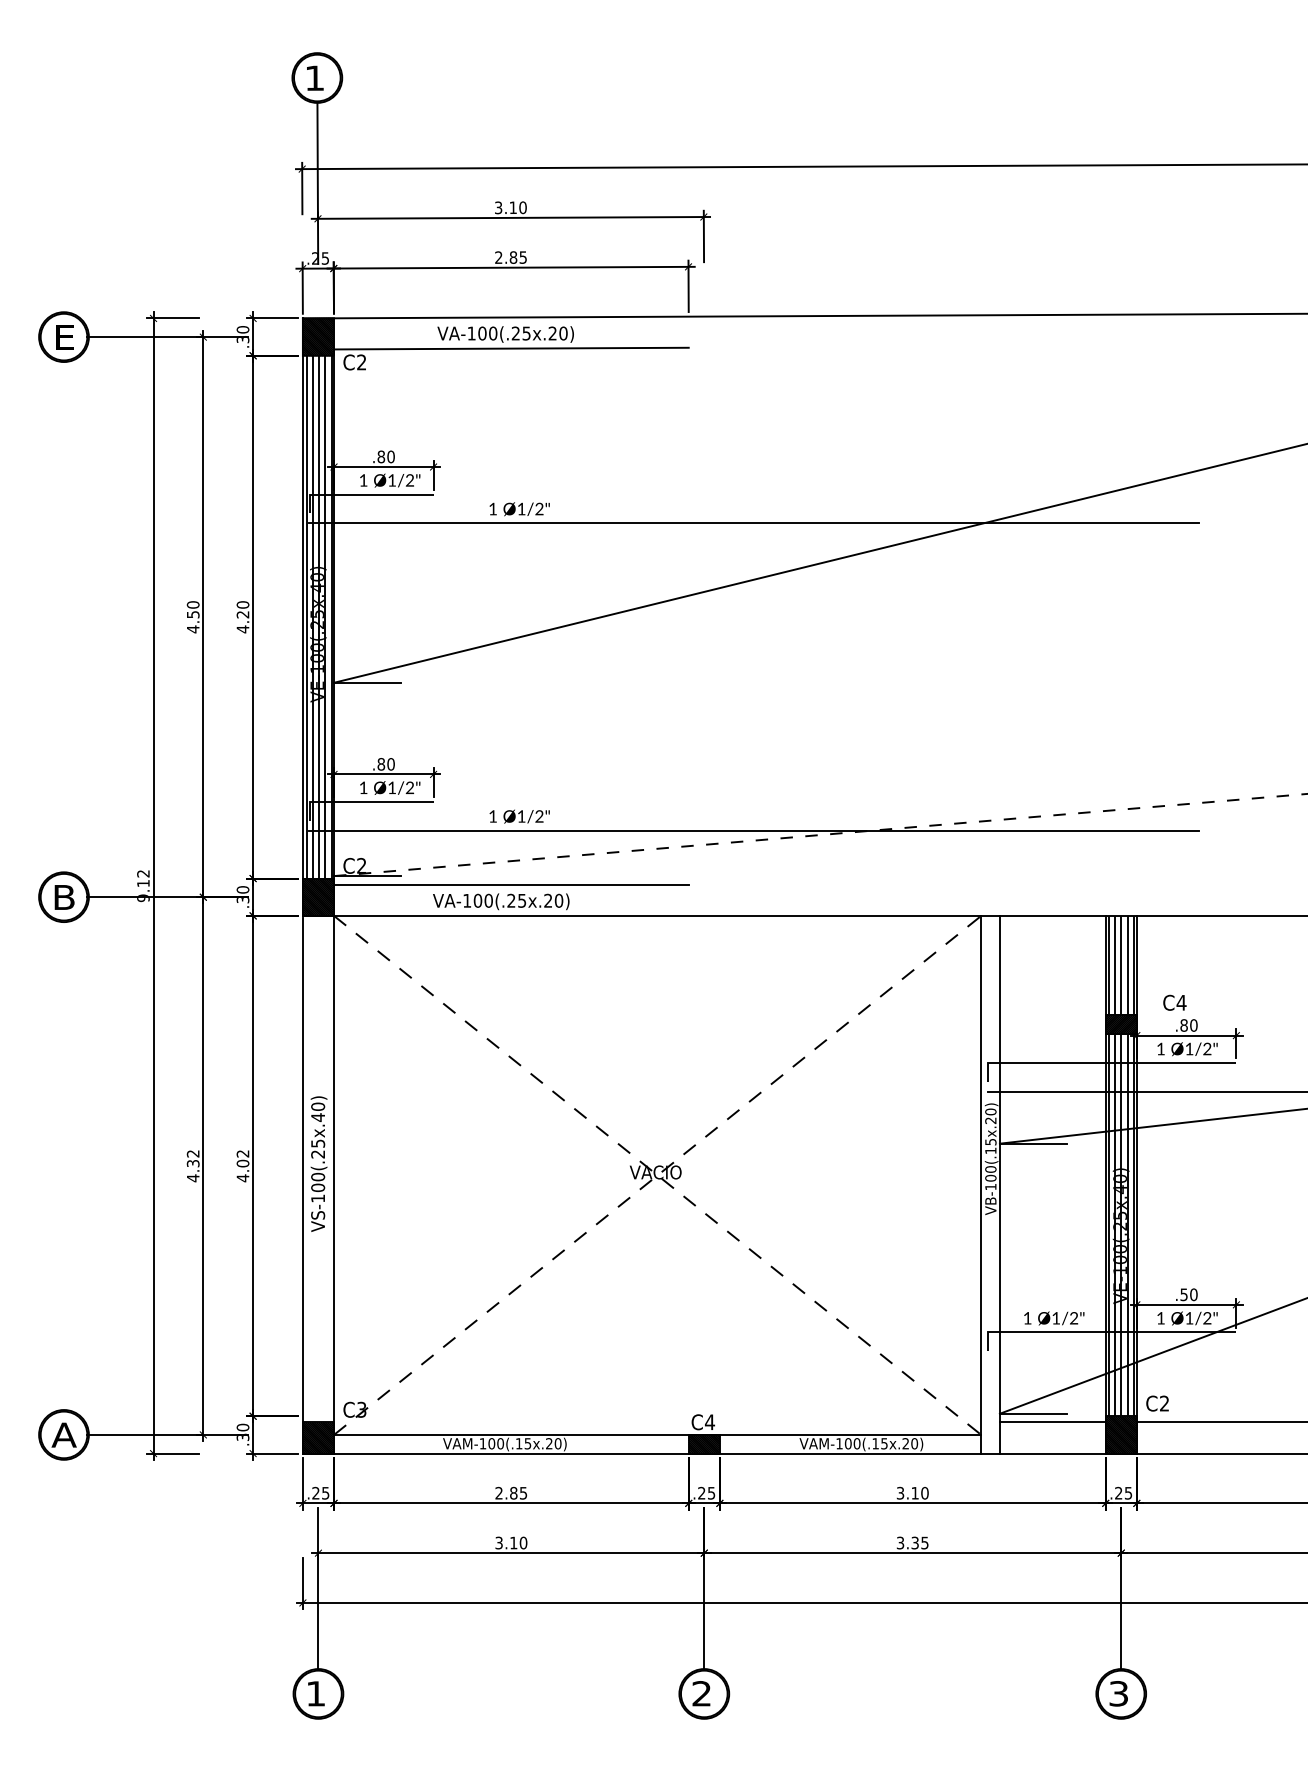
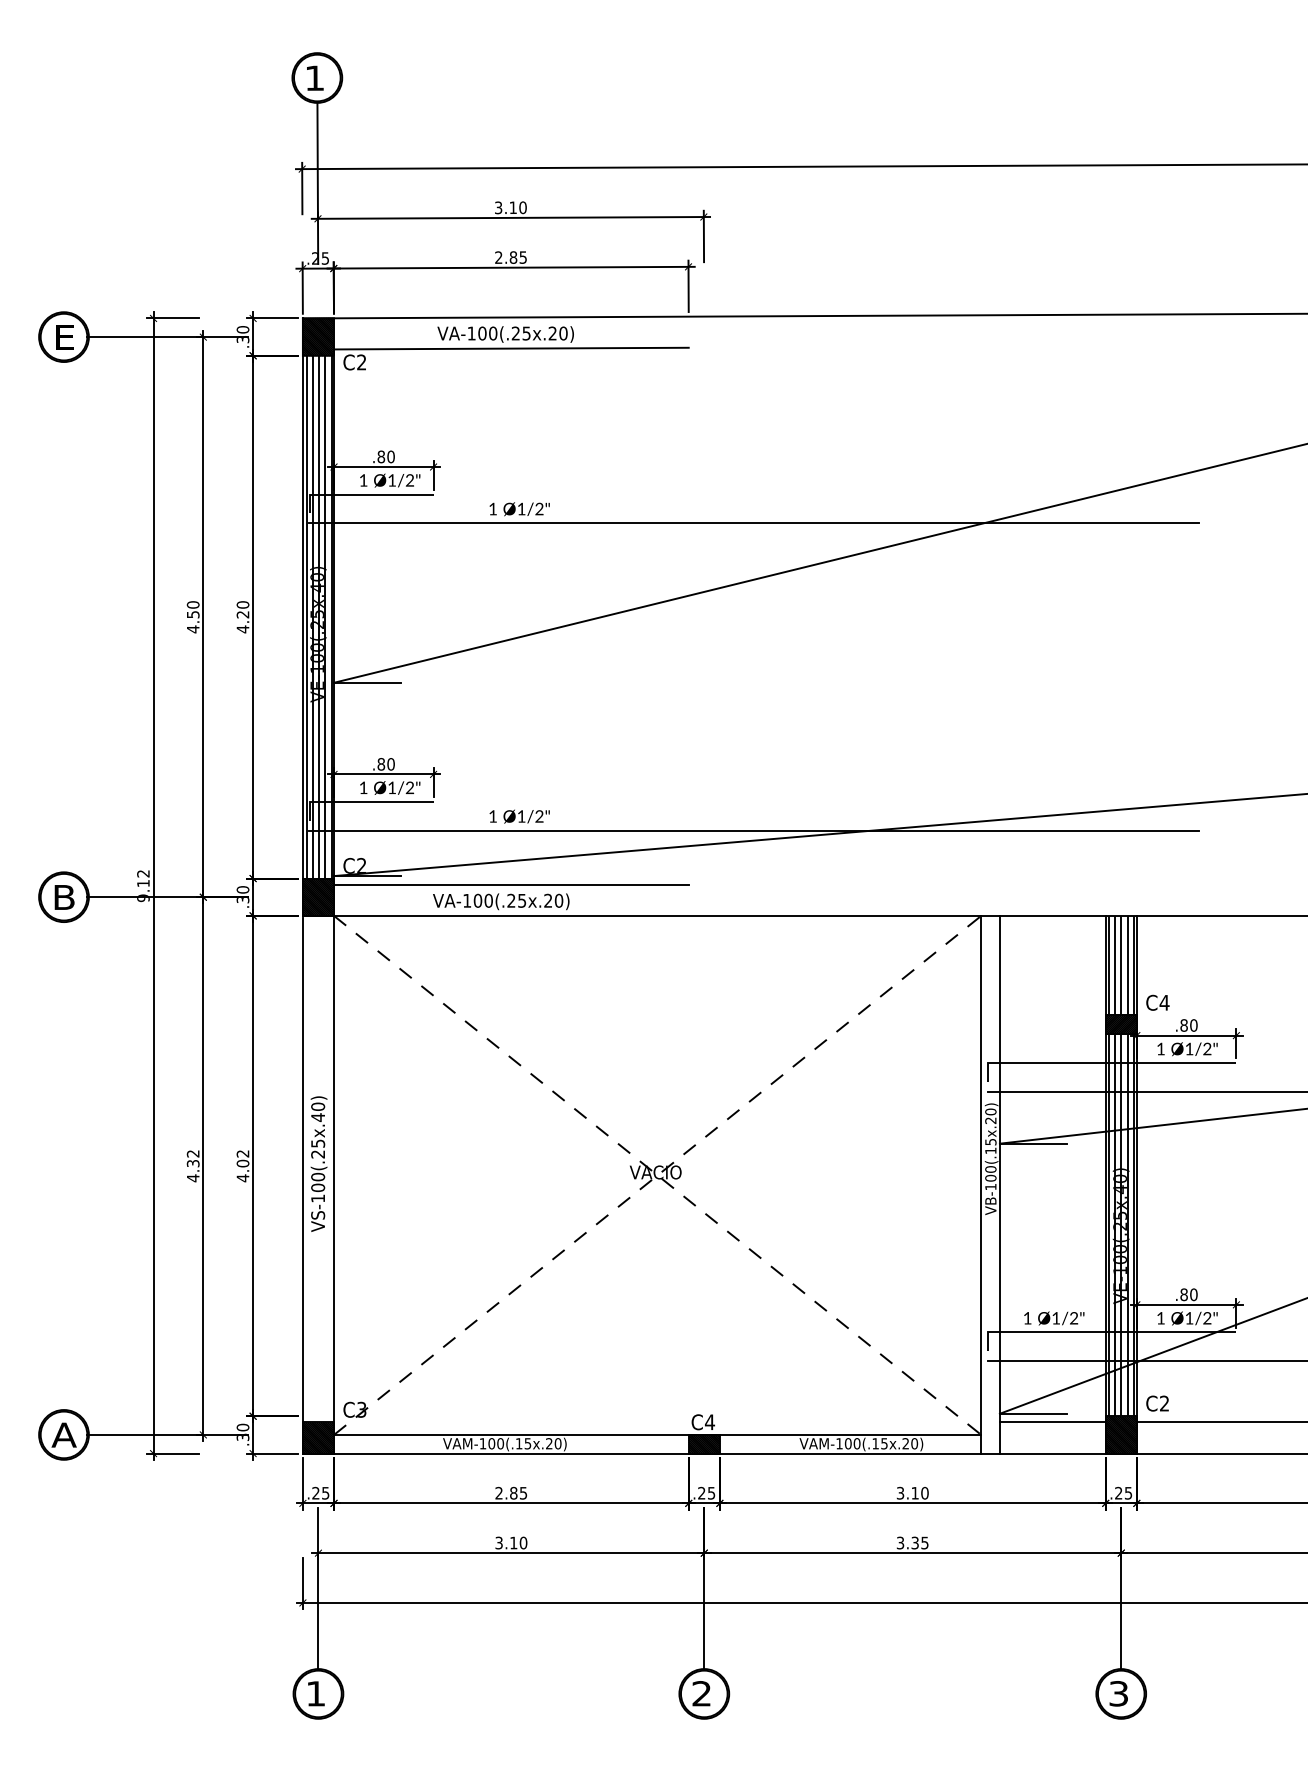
line: dashed -> solid (821, 834)
text position: (1174, 1002) -> (1157, 1002) (1157, 1002)
text: .50 -> .80 (1183, 1294)
line: none -> present (1146, 1361)
